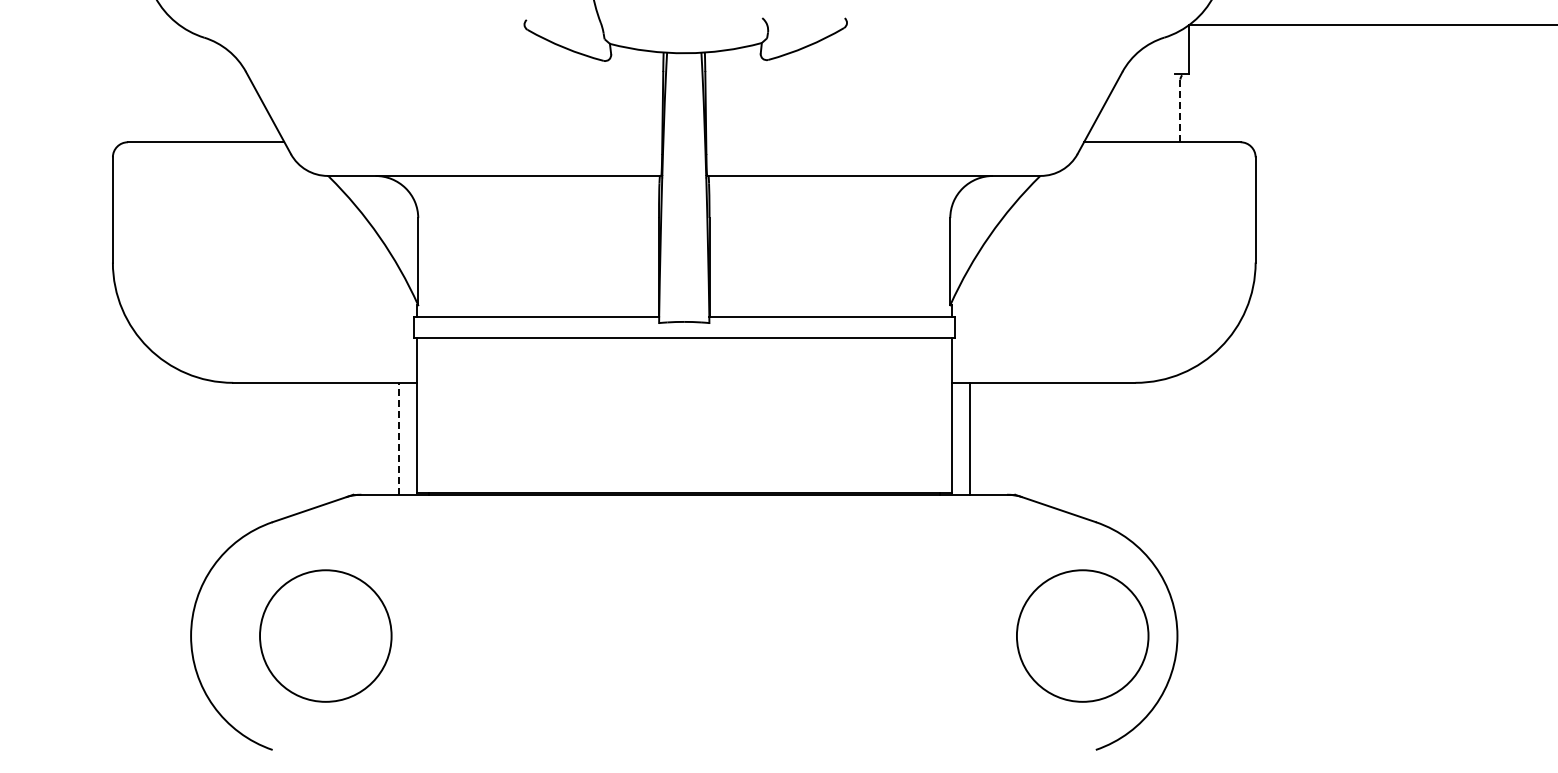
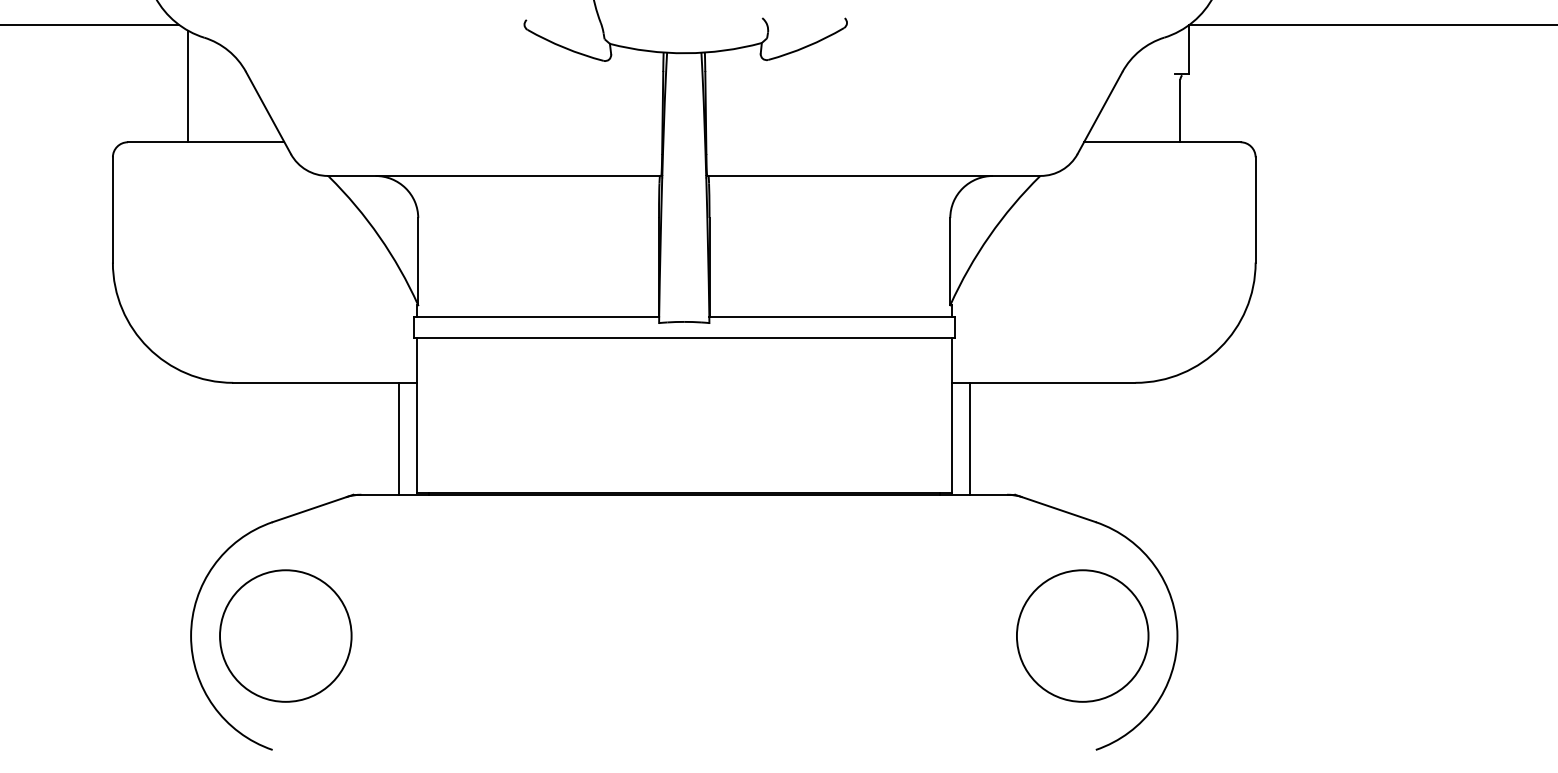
line: none -> present (90, 25)
line: none -> present (188, 86)
line: dashed -> solid (1180, 110)
line: dashed -> solid (398, 438)
circle position: (325, 635) -> (285, 635) (285, 635)
